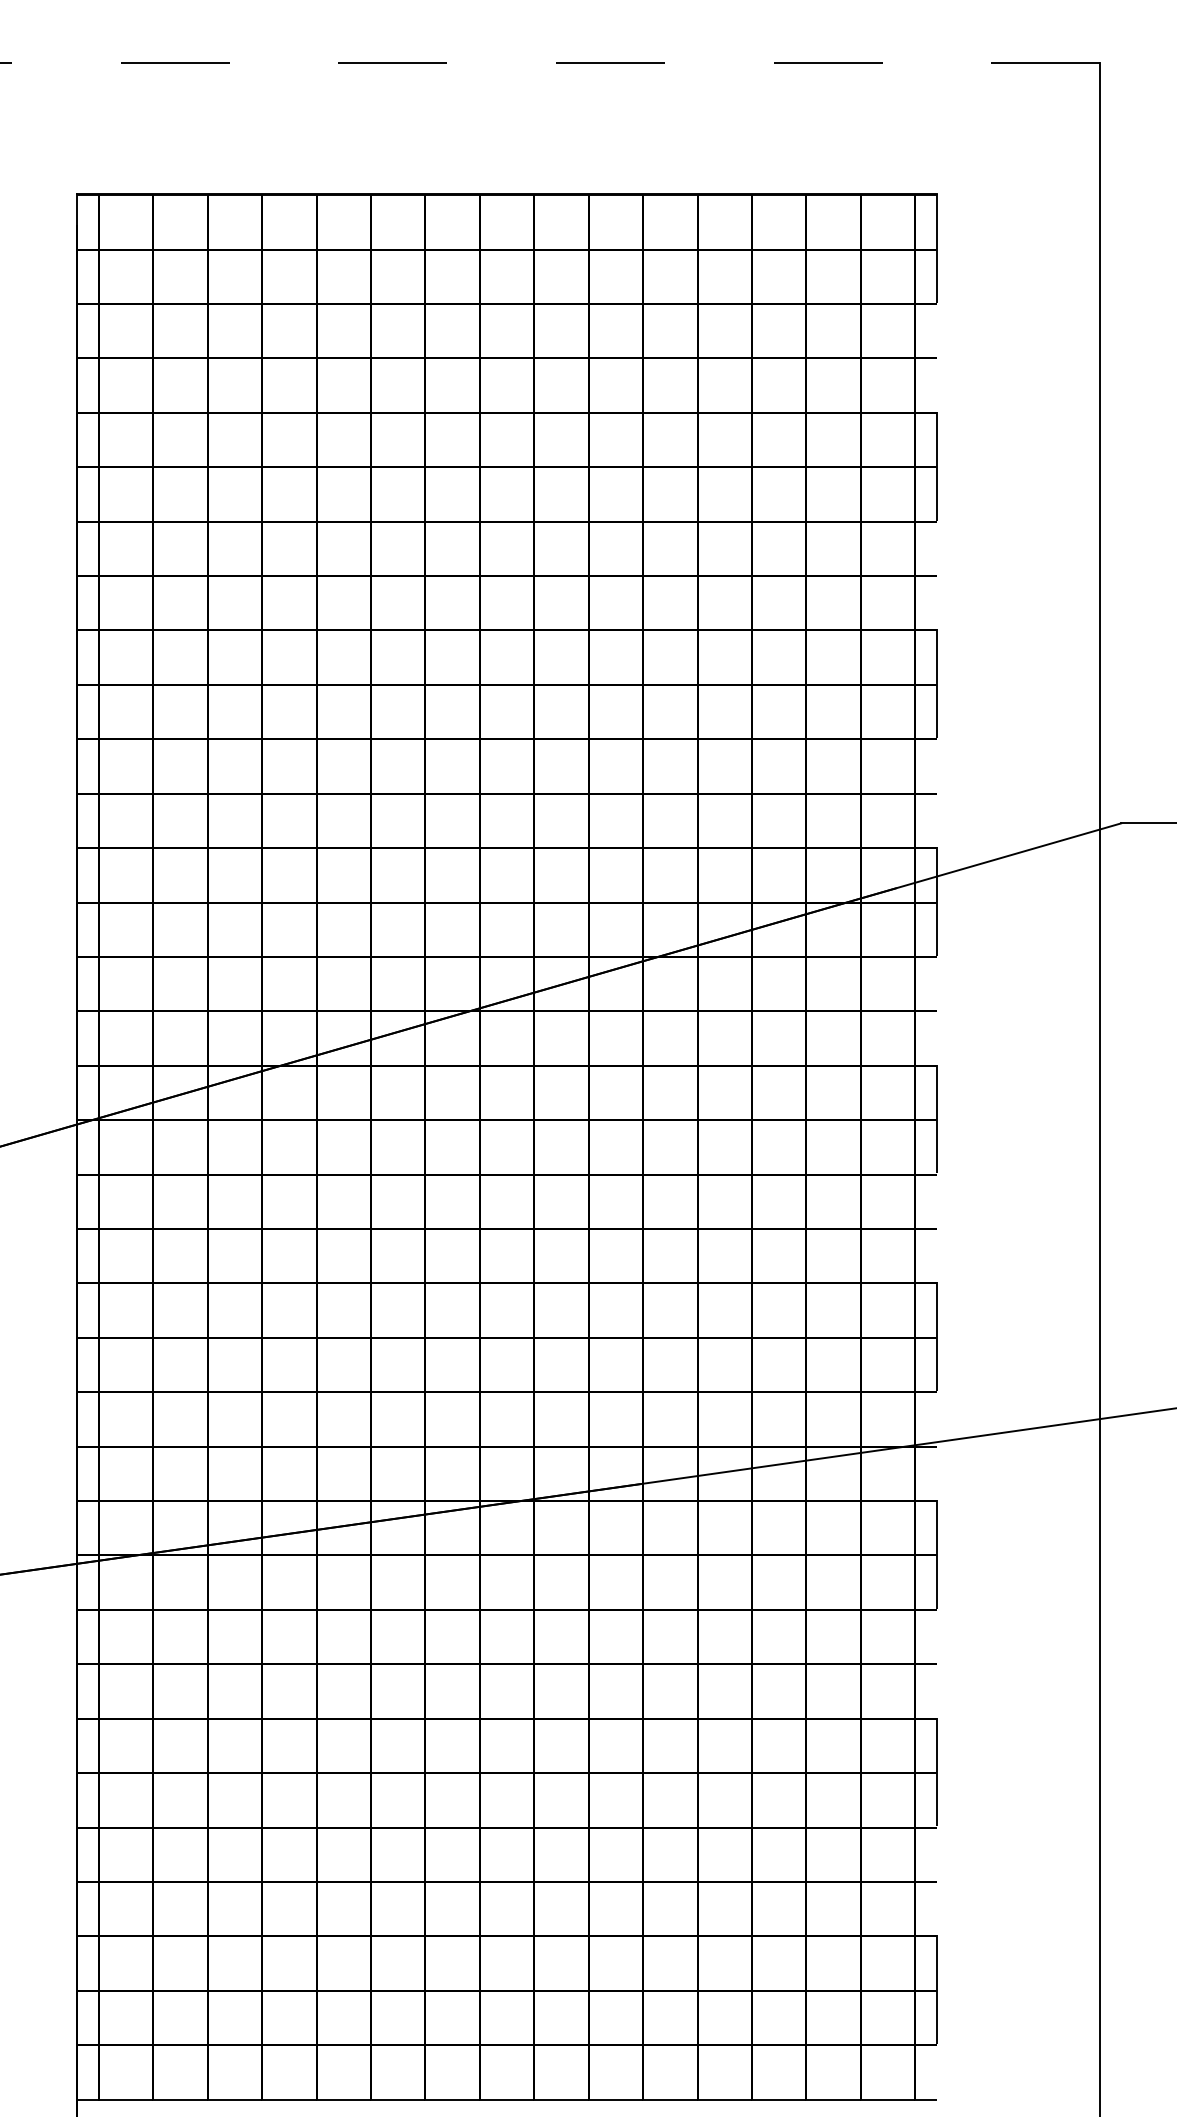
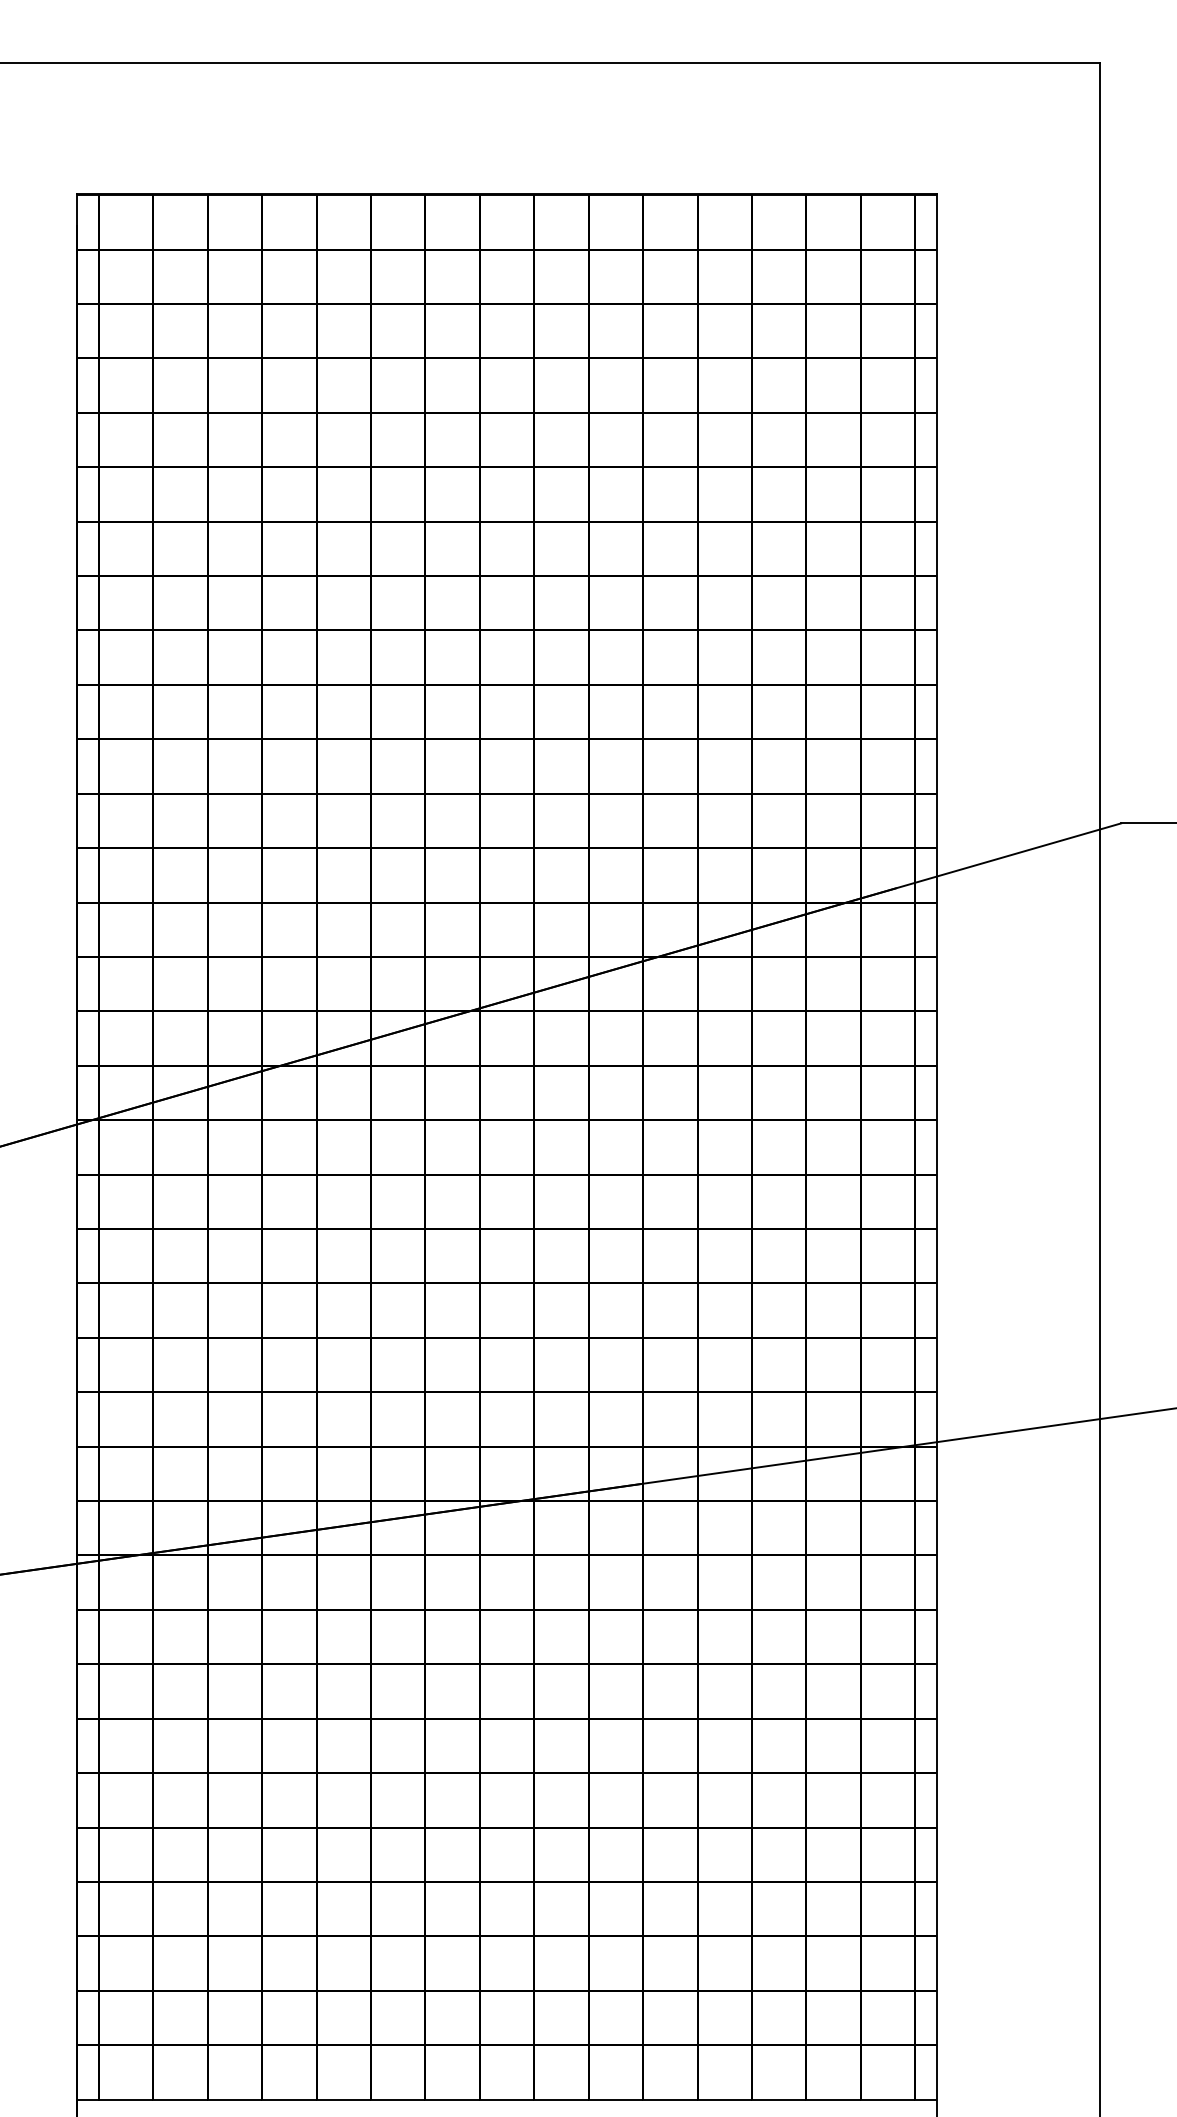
line: dashed -> solid (550, 63)
line: dashed -> solid (936, 1155)
